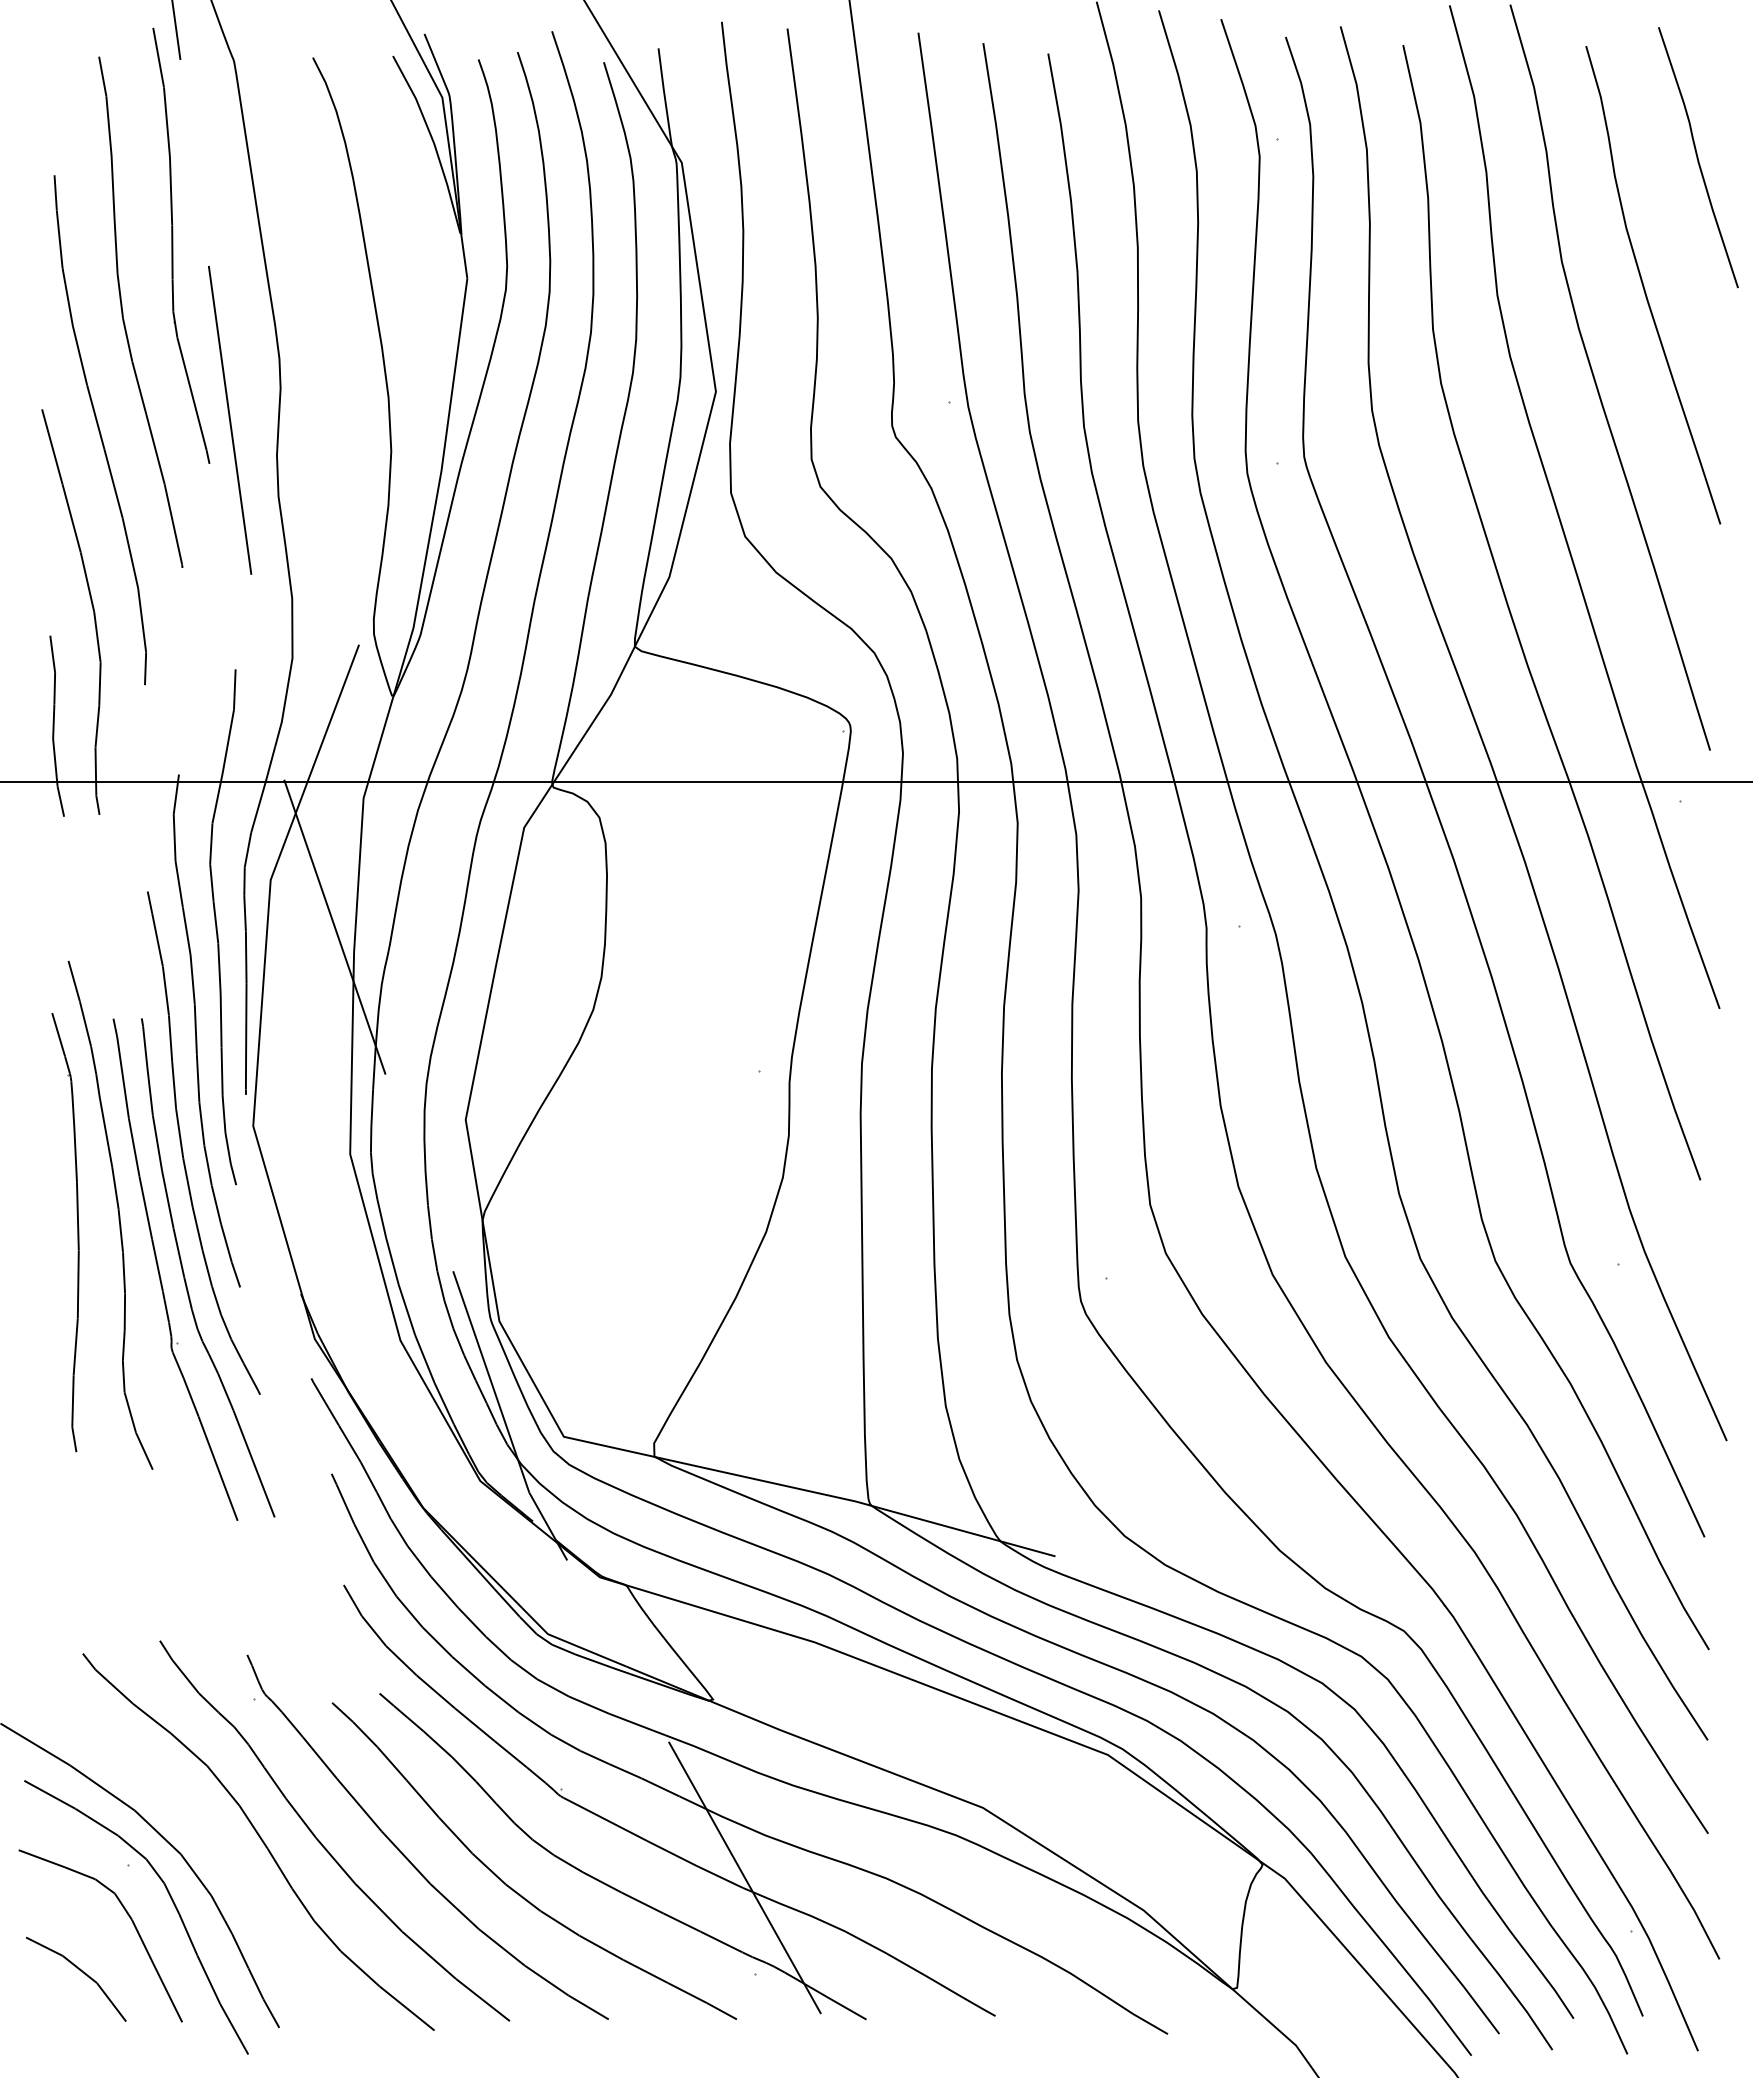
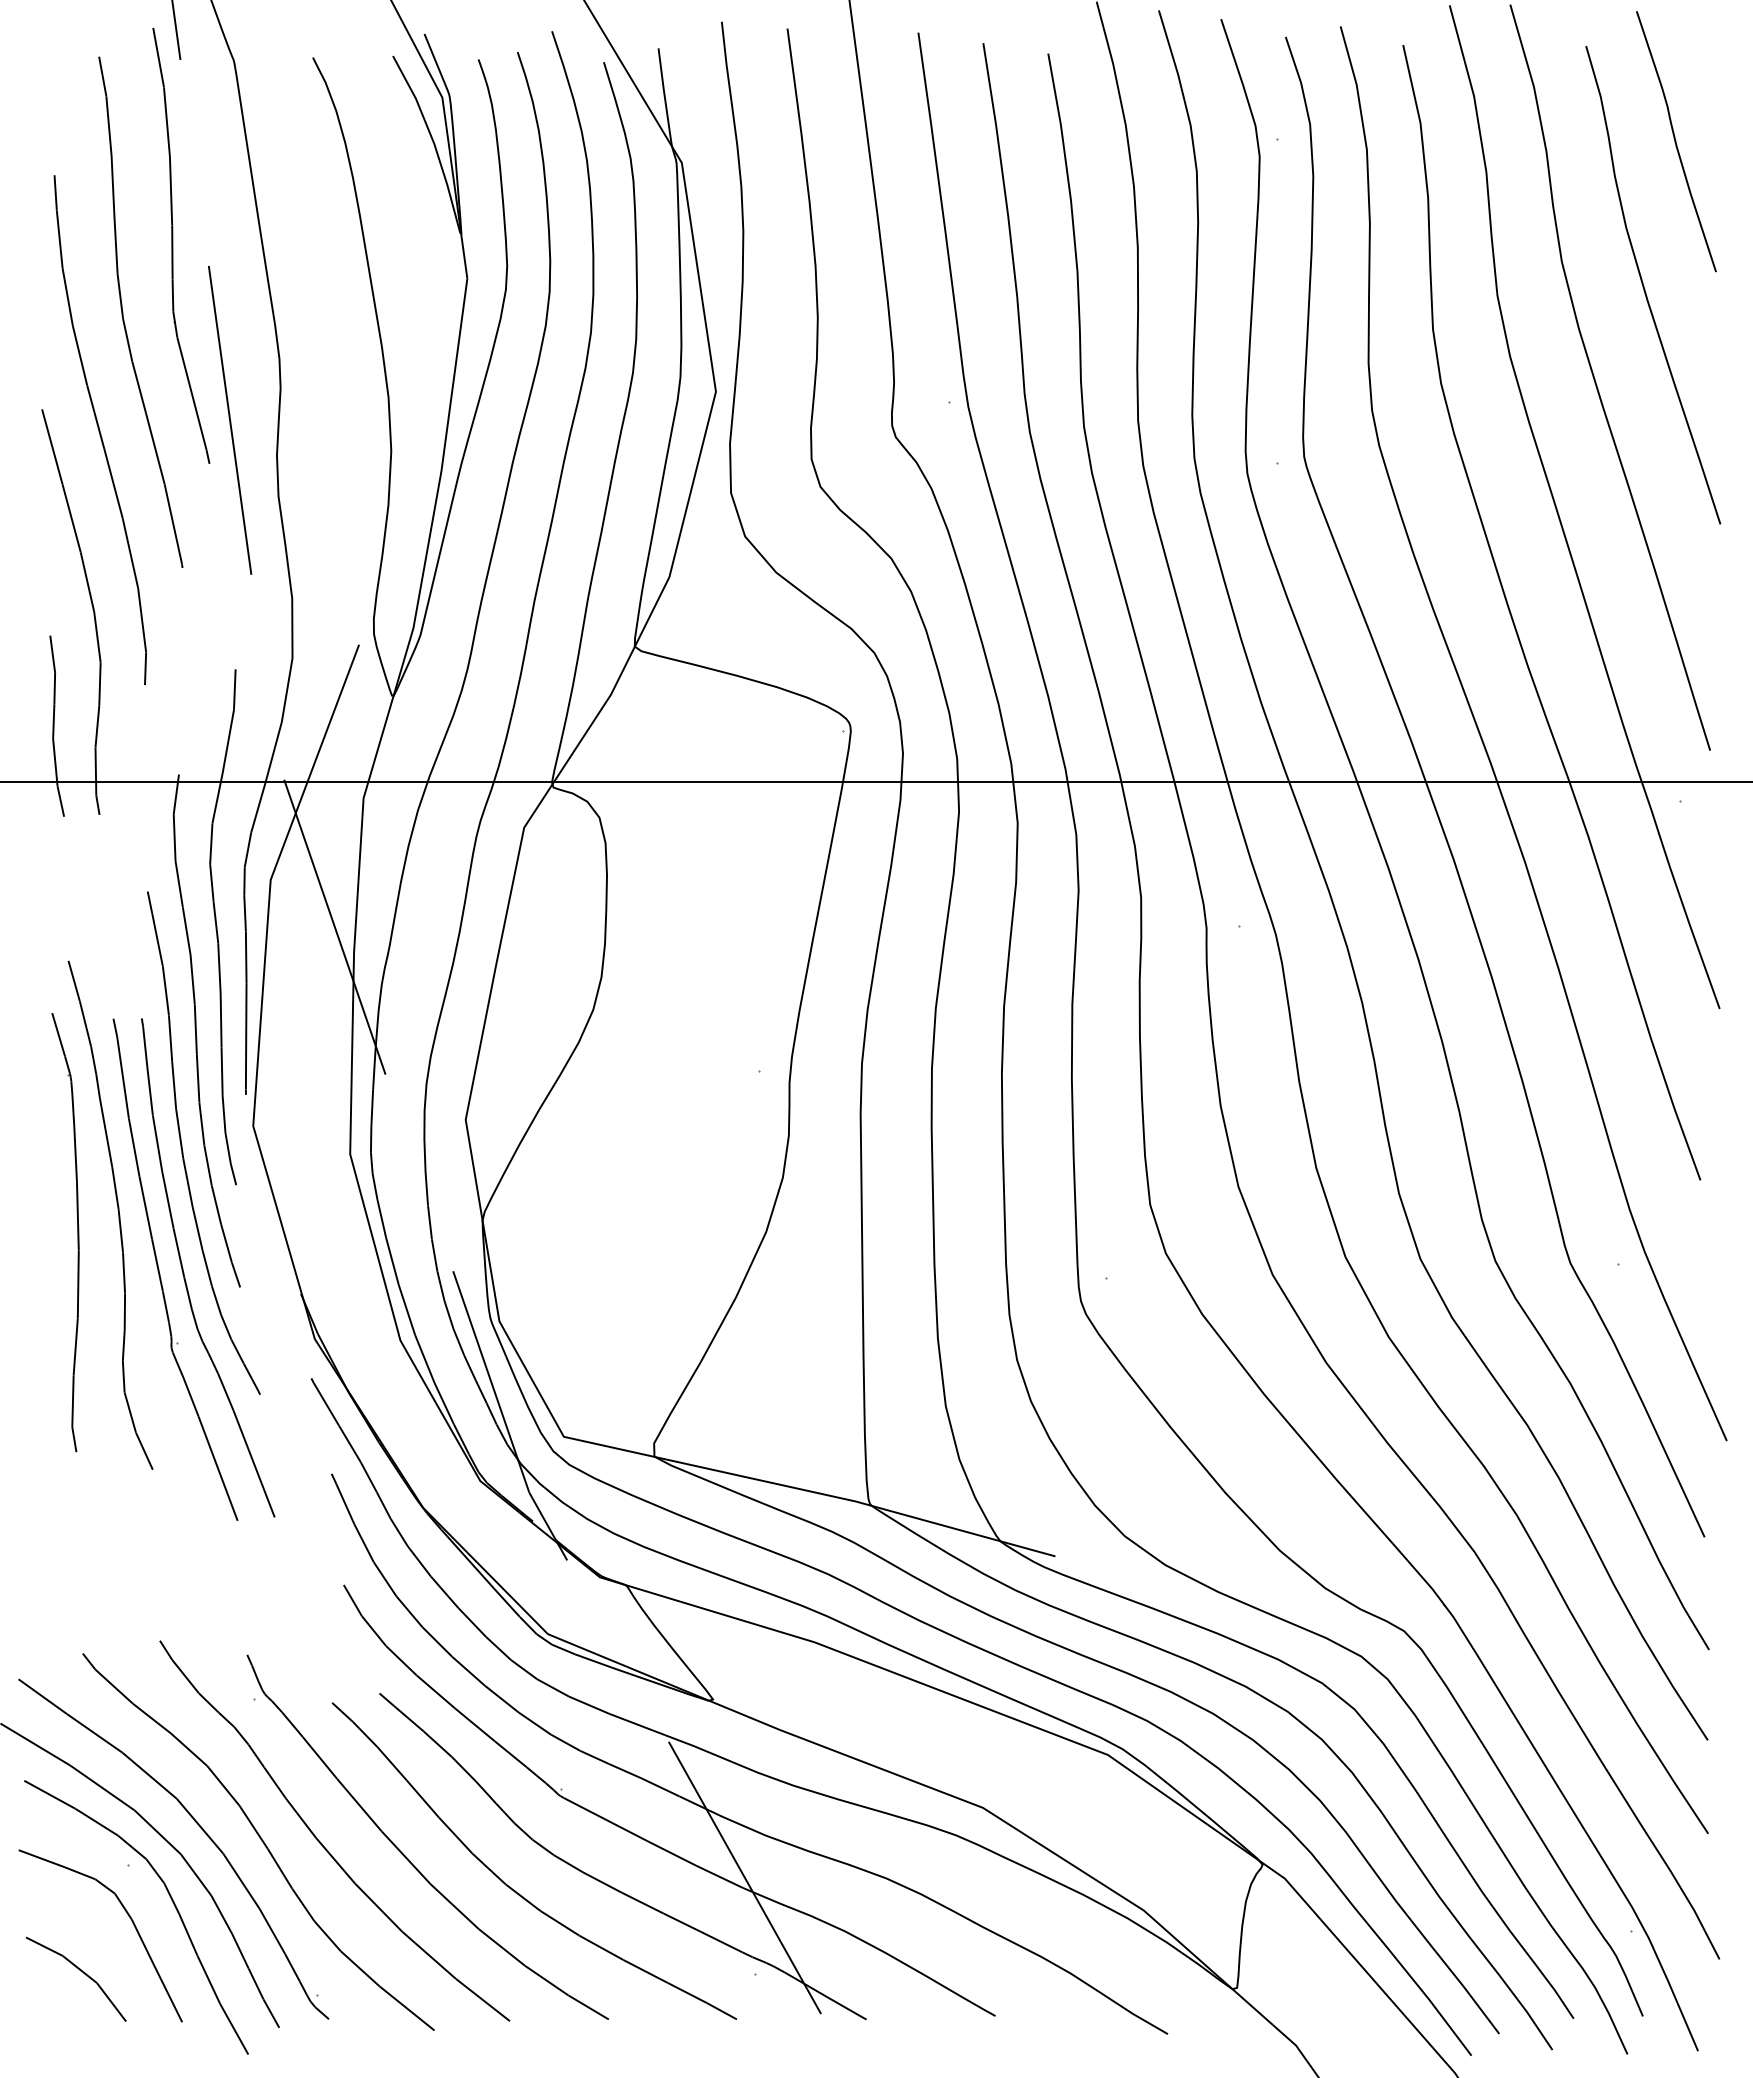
curve position: (1698, 157) -> (1676, 141) (1676, 141)
part: none -> present (199, 1827)
